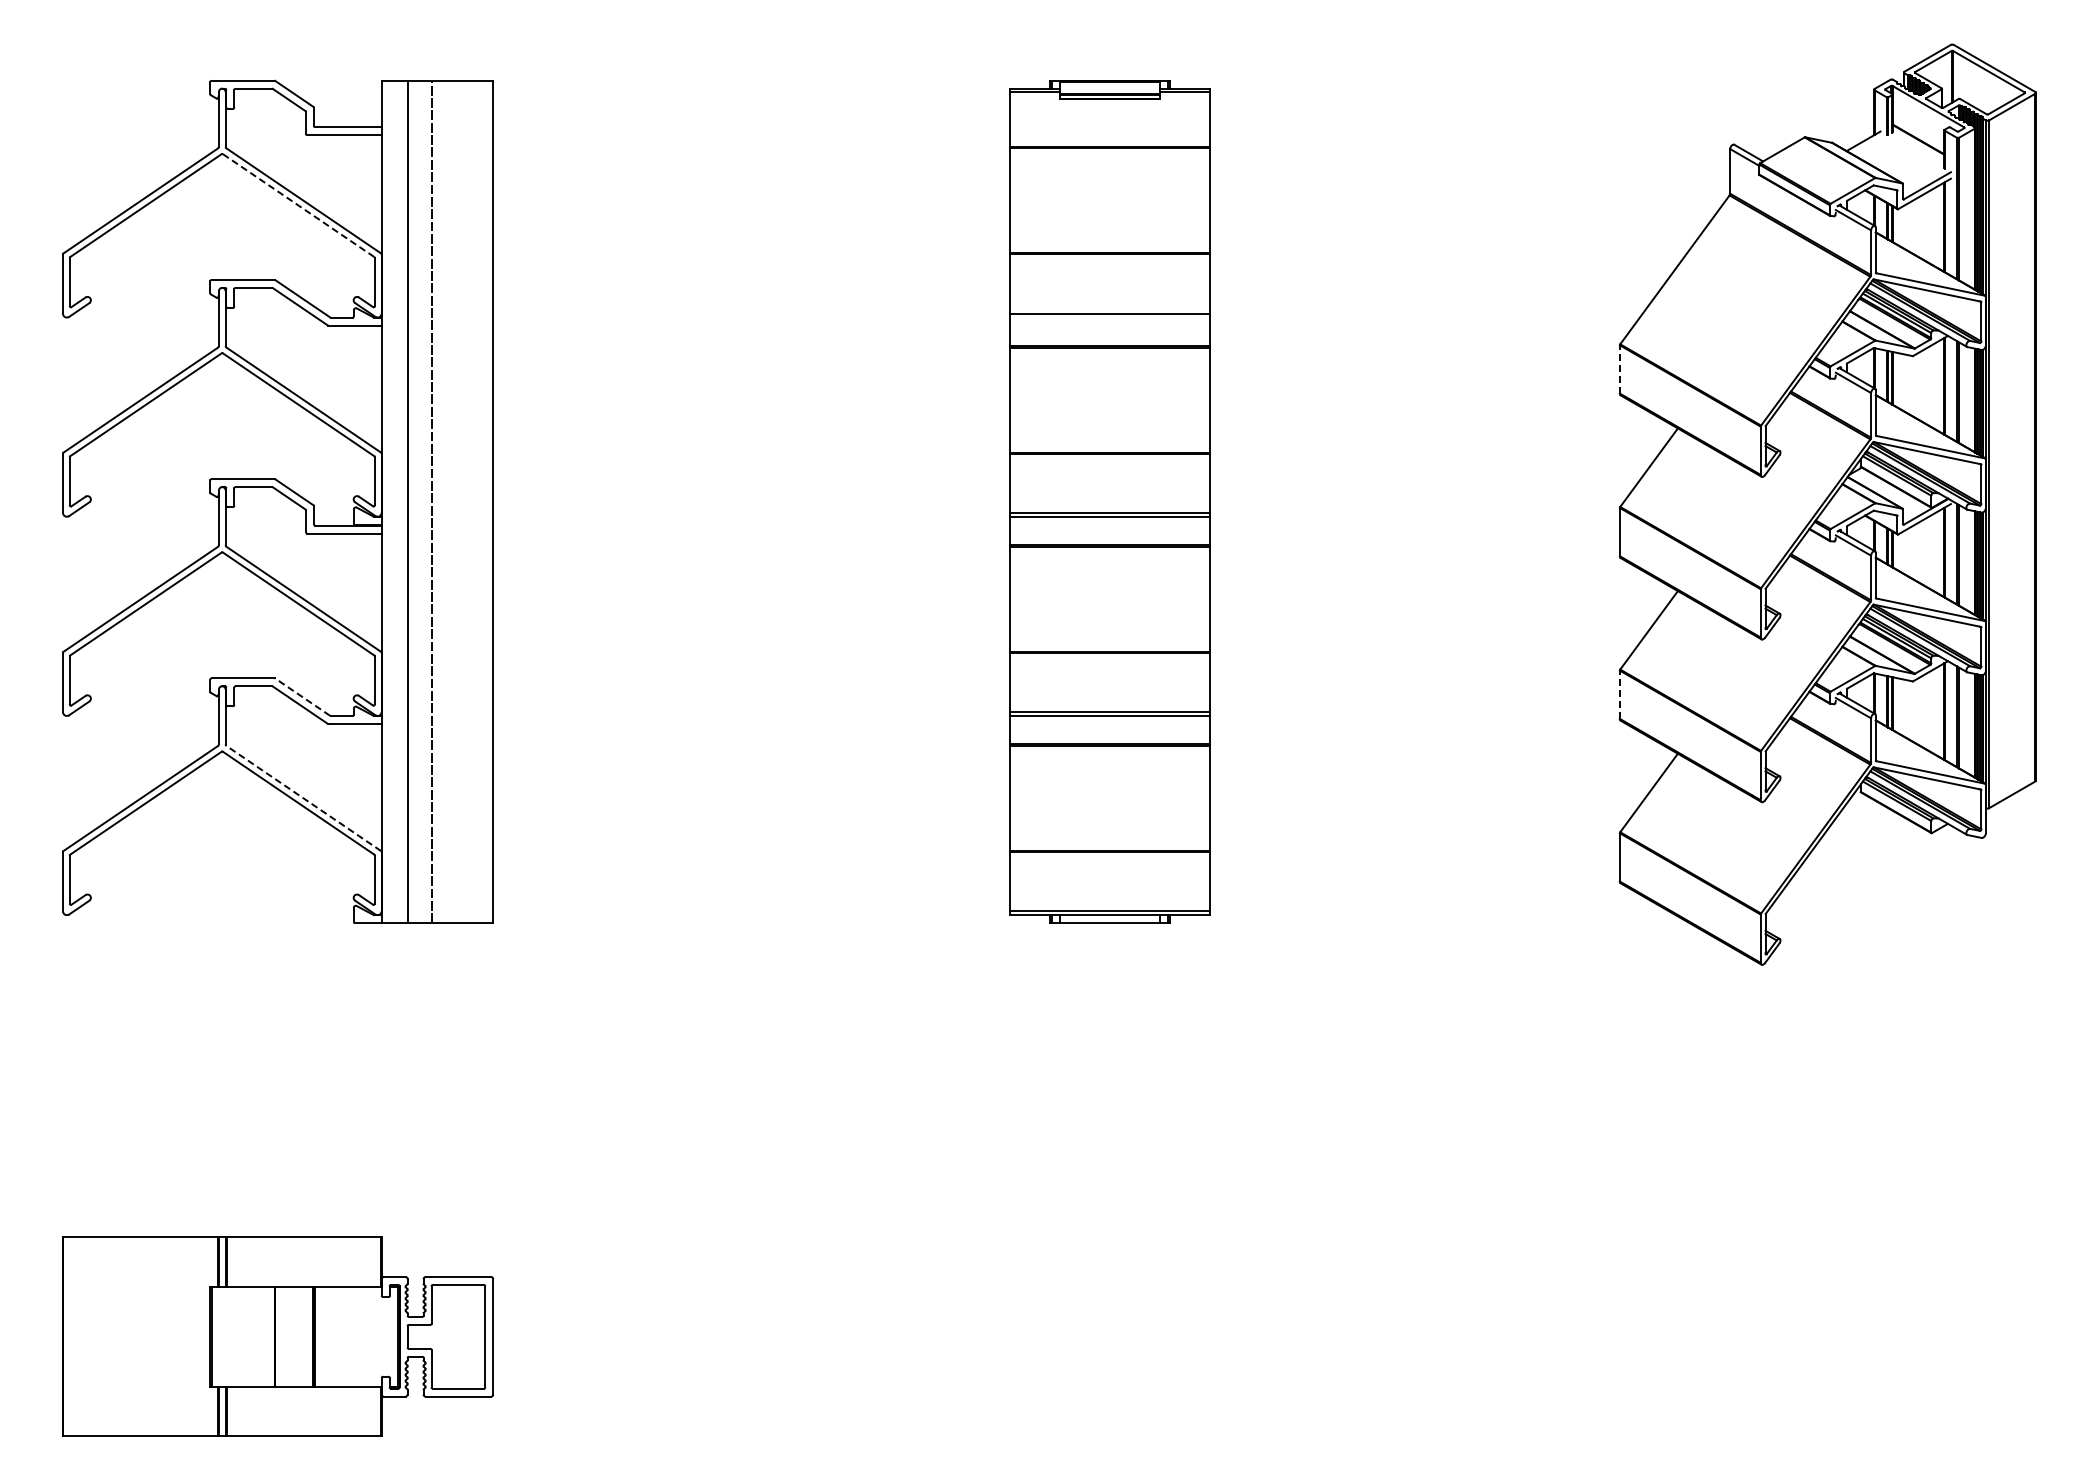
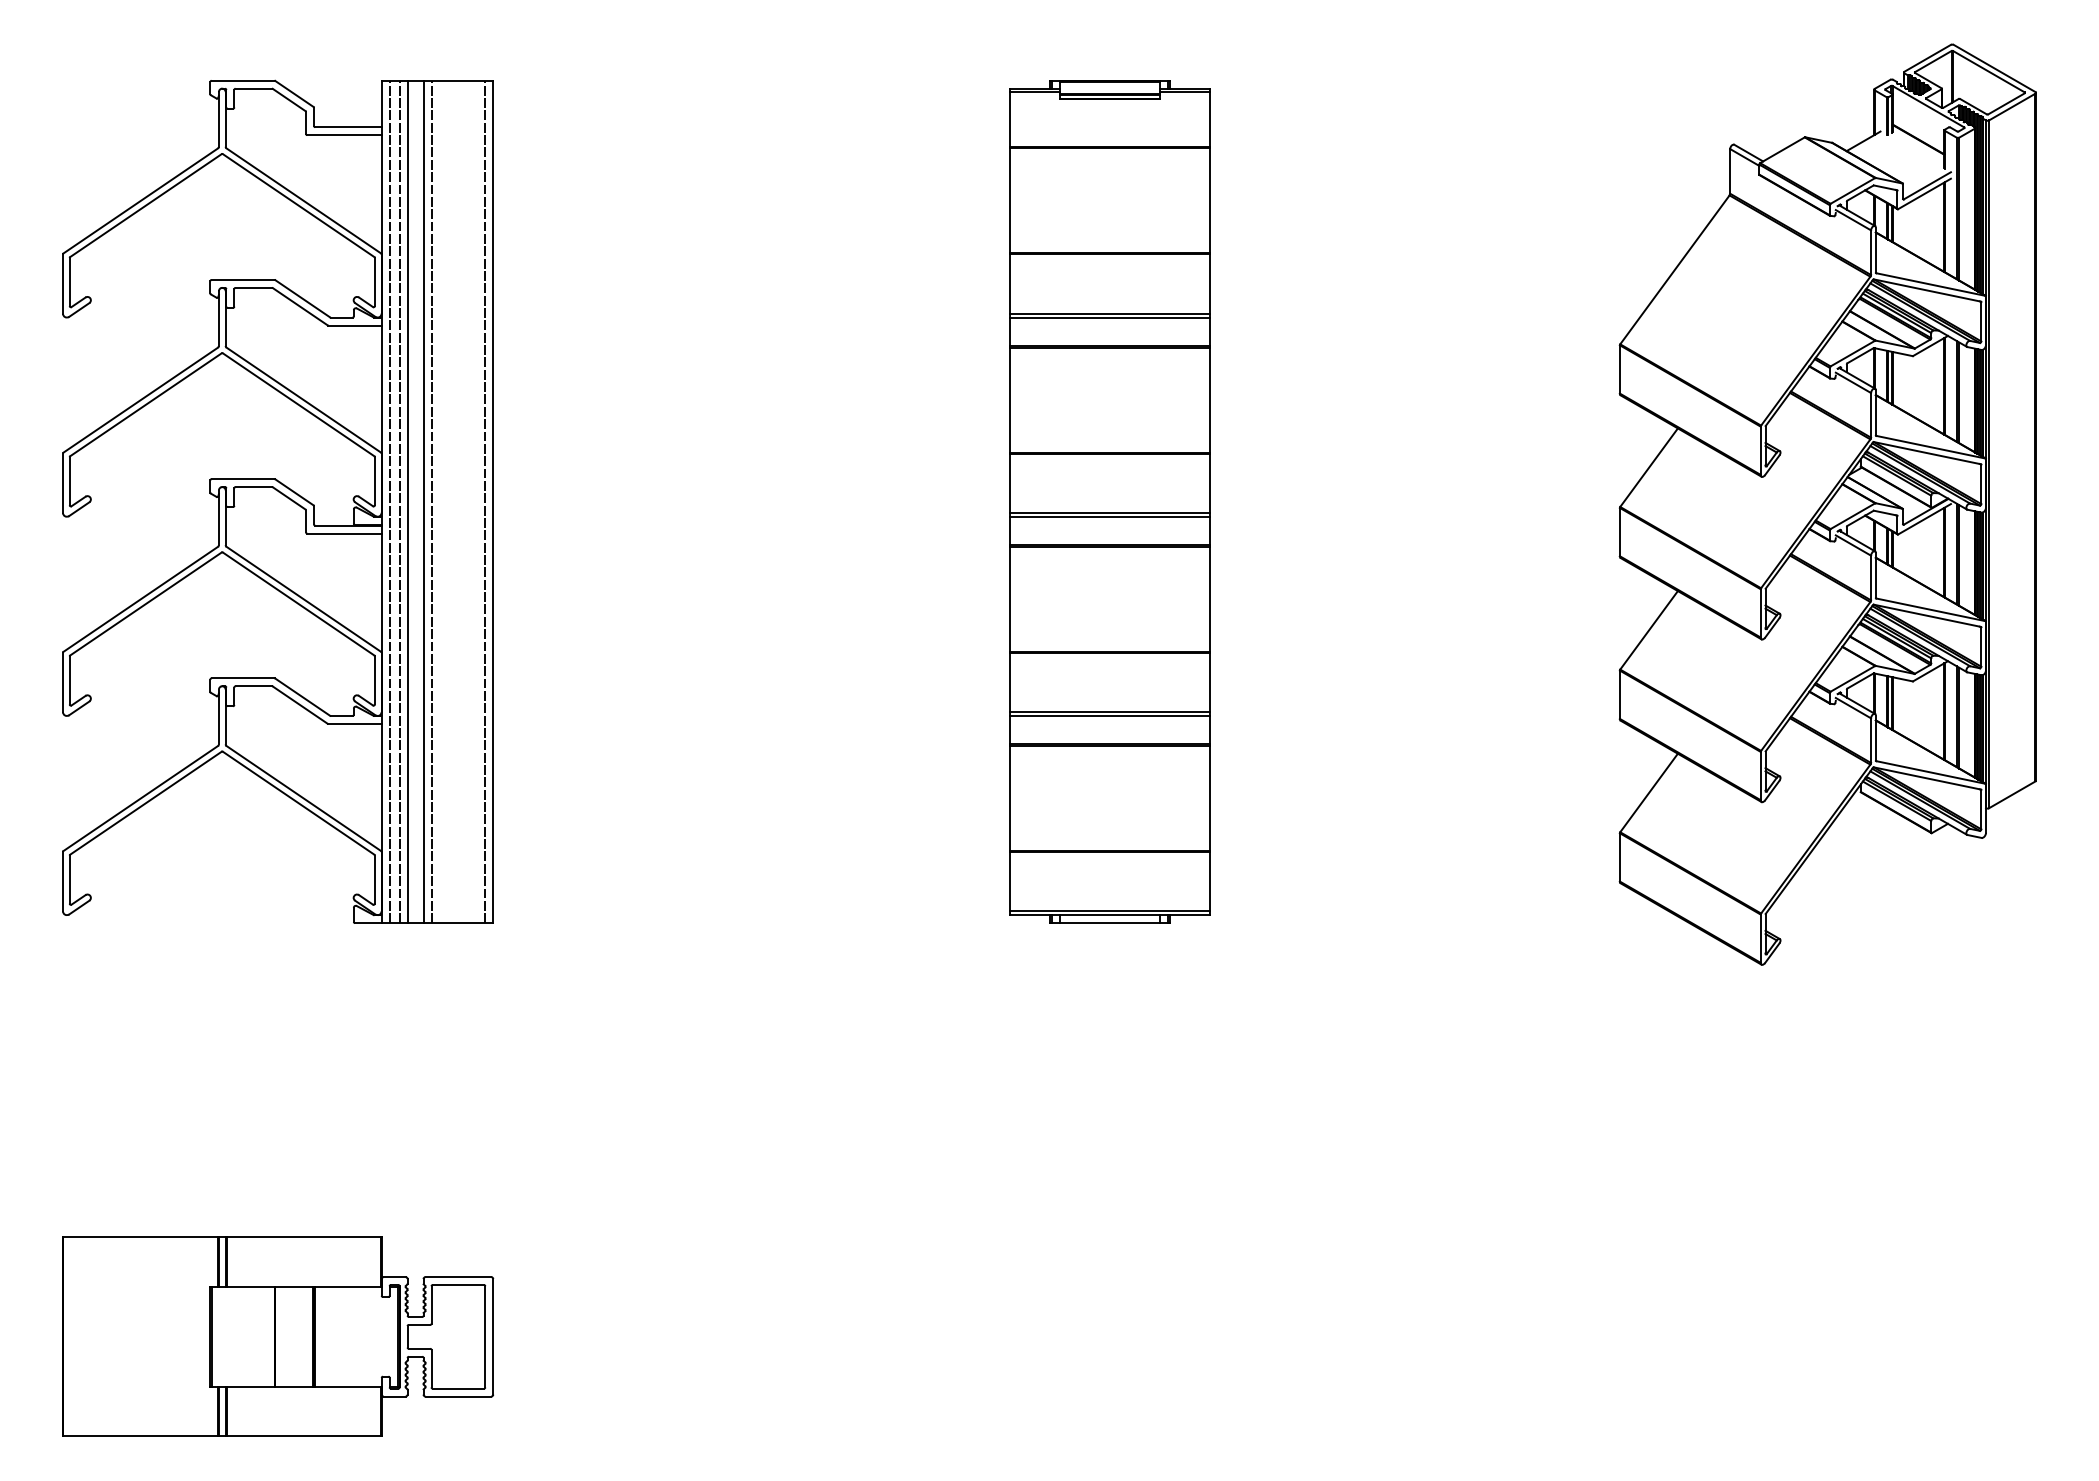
line: dashed -> solid (298, 205)
line: none -> present (1109, 317)
line: dashed -> solid (1619, 368)
line: none -> present (389, 501)
line: none -> present (399, 501)
line: none -> present (423, 501)
line: none -> present (485, 501)
line: dashed -> solid (1619, 694)
line: dashed -> solid (302, 696)
line: dashed -> solid (303, 798)
